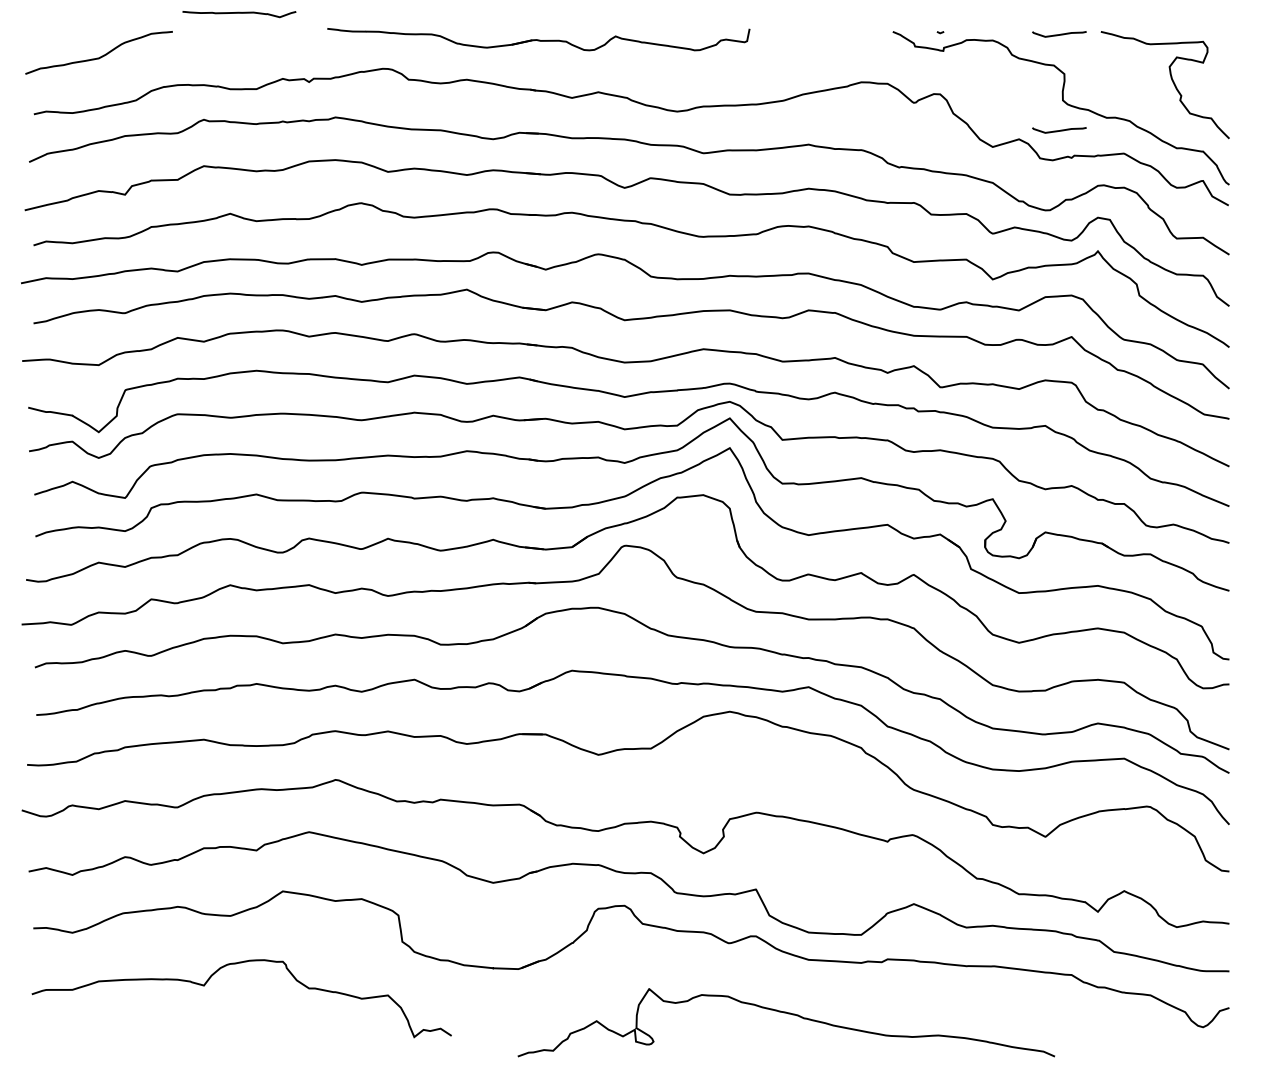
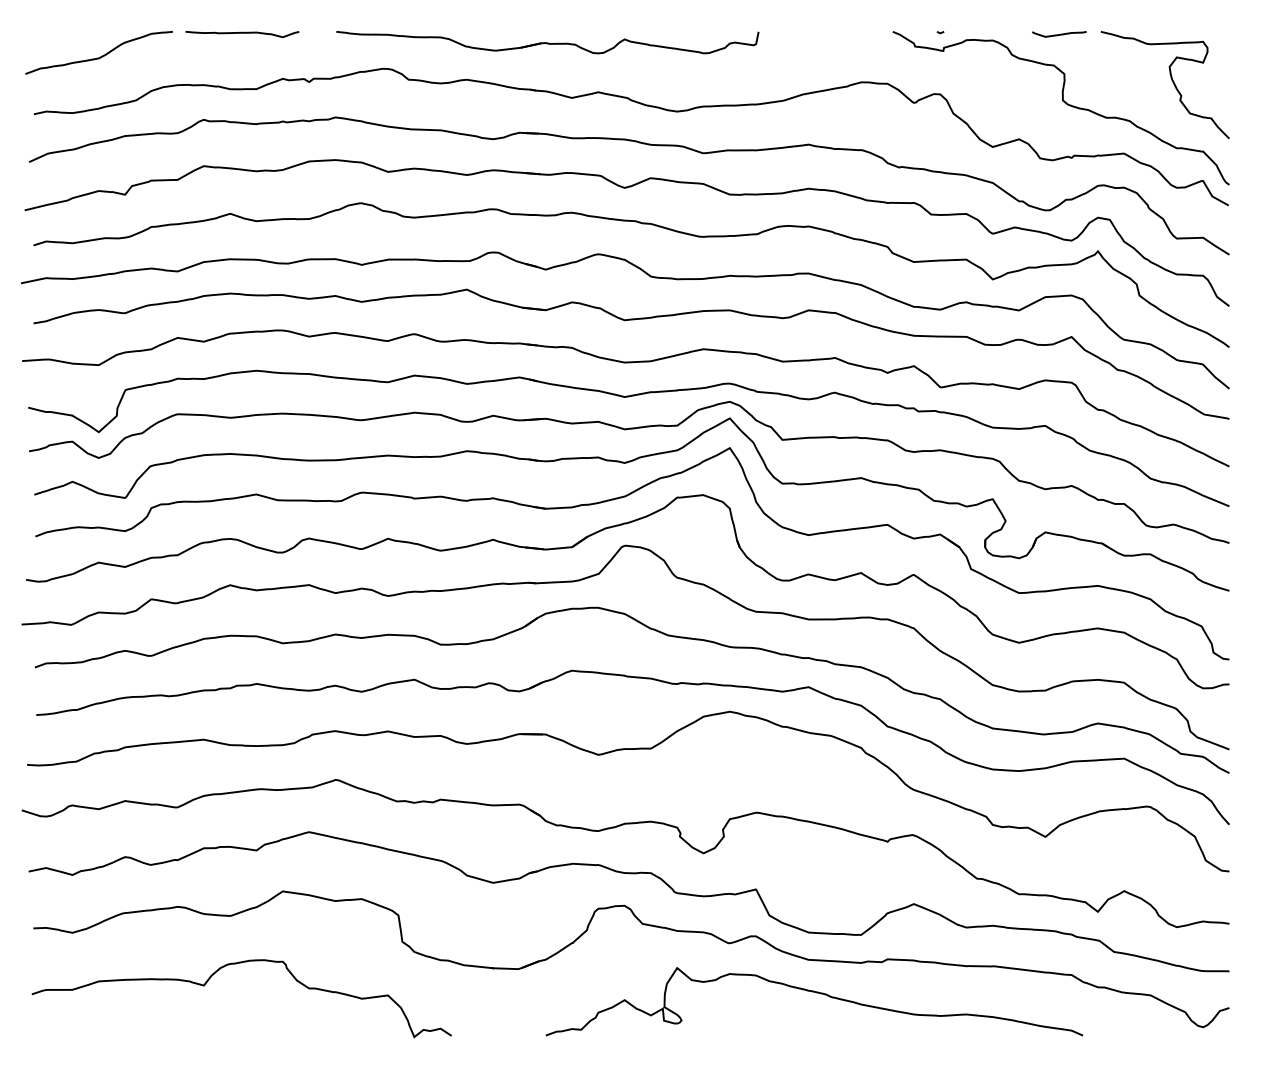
curve position: (239, 13) -> (242, 33) (242, 33)
part position: (538, 39) -> (547, 42) (547, 42)
curve: present -> none (1059, 130)
curve position: (788, 1014) -> (816, 993) (816, 993)
